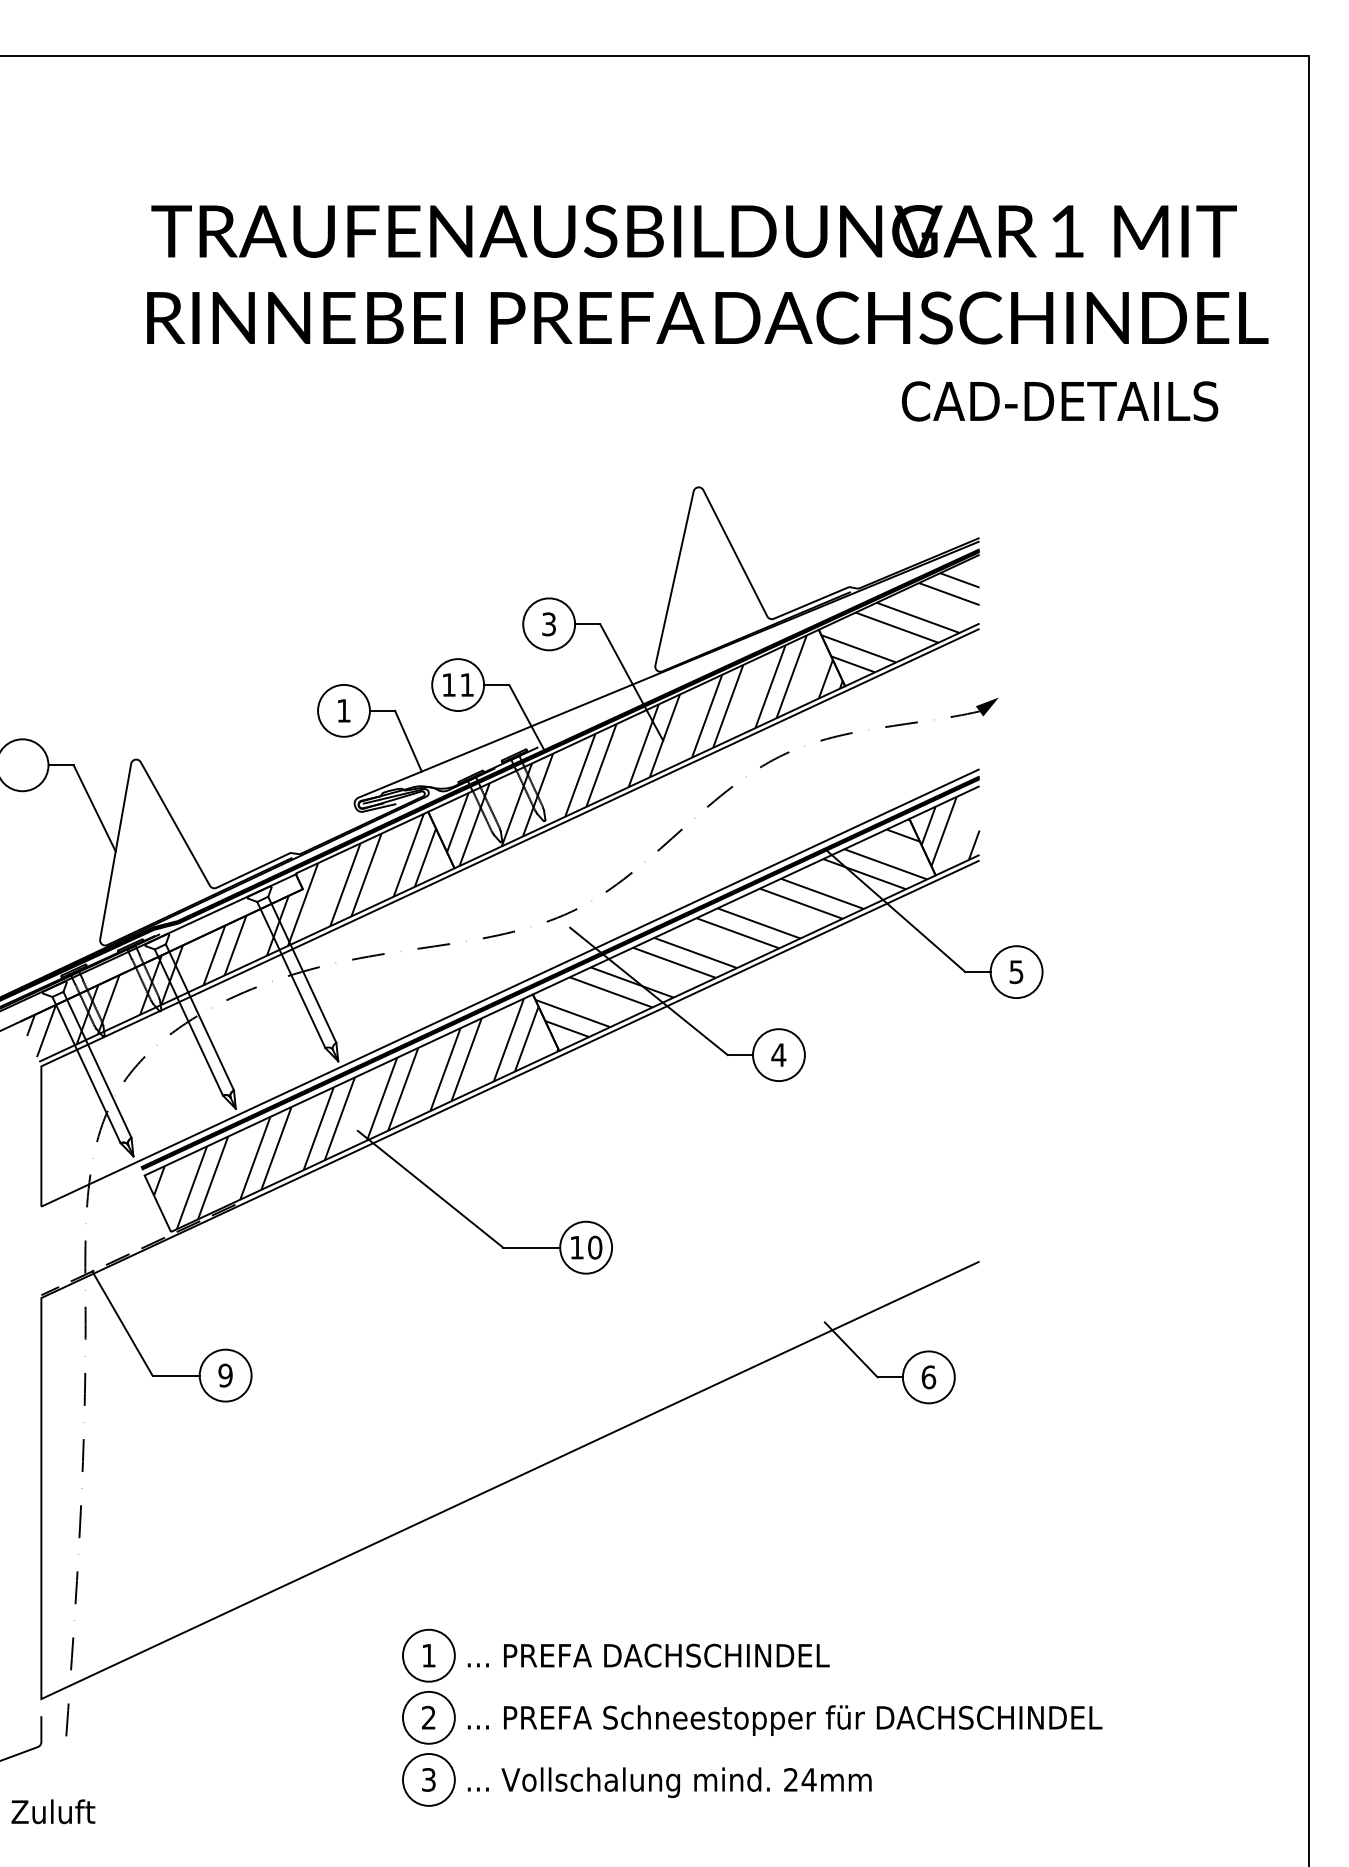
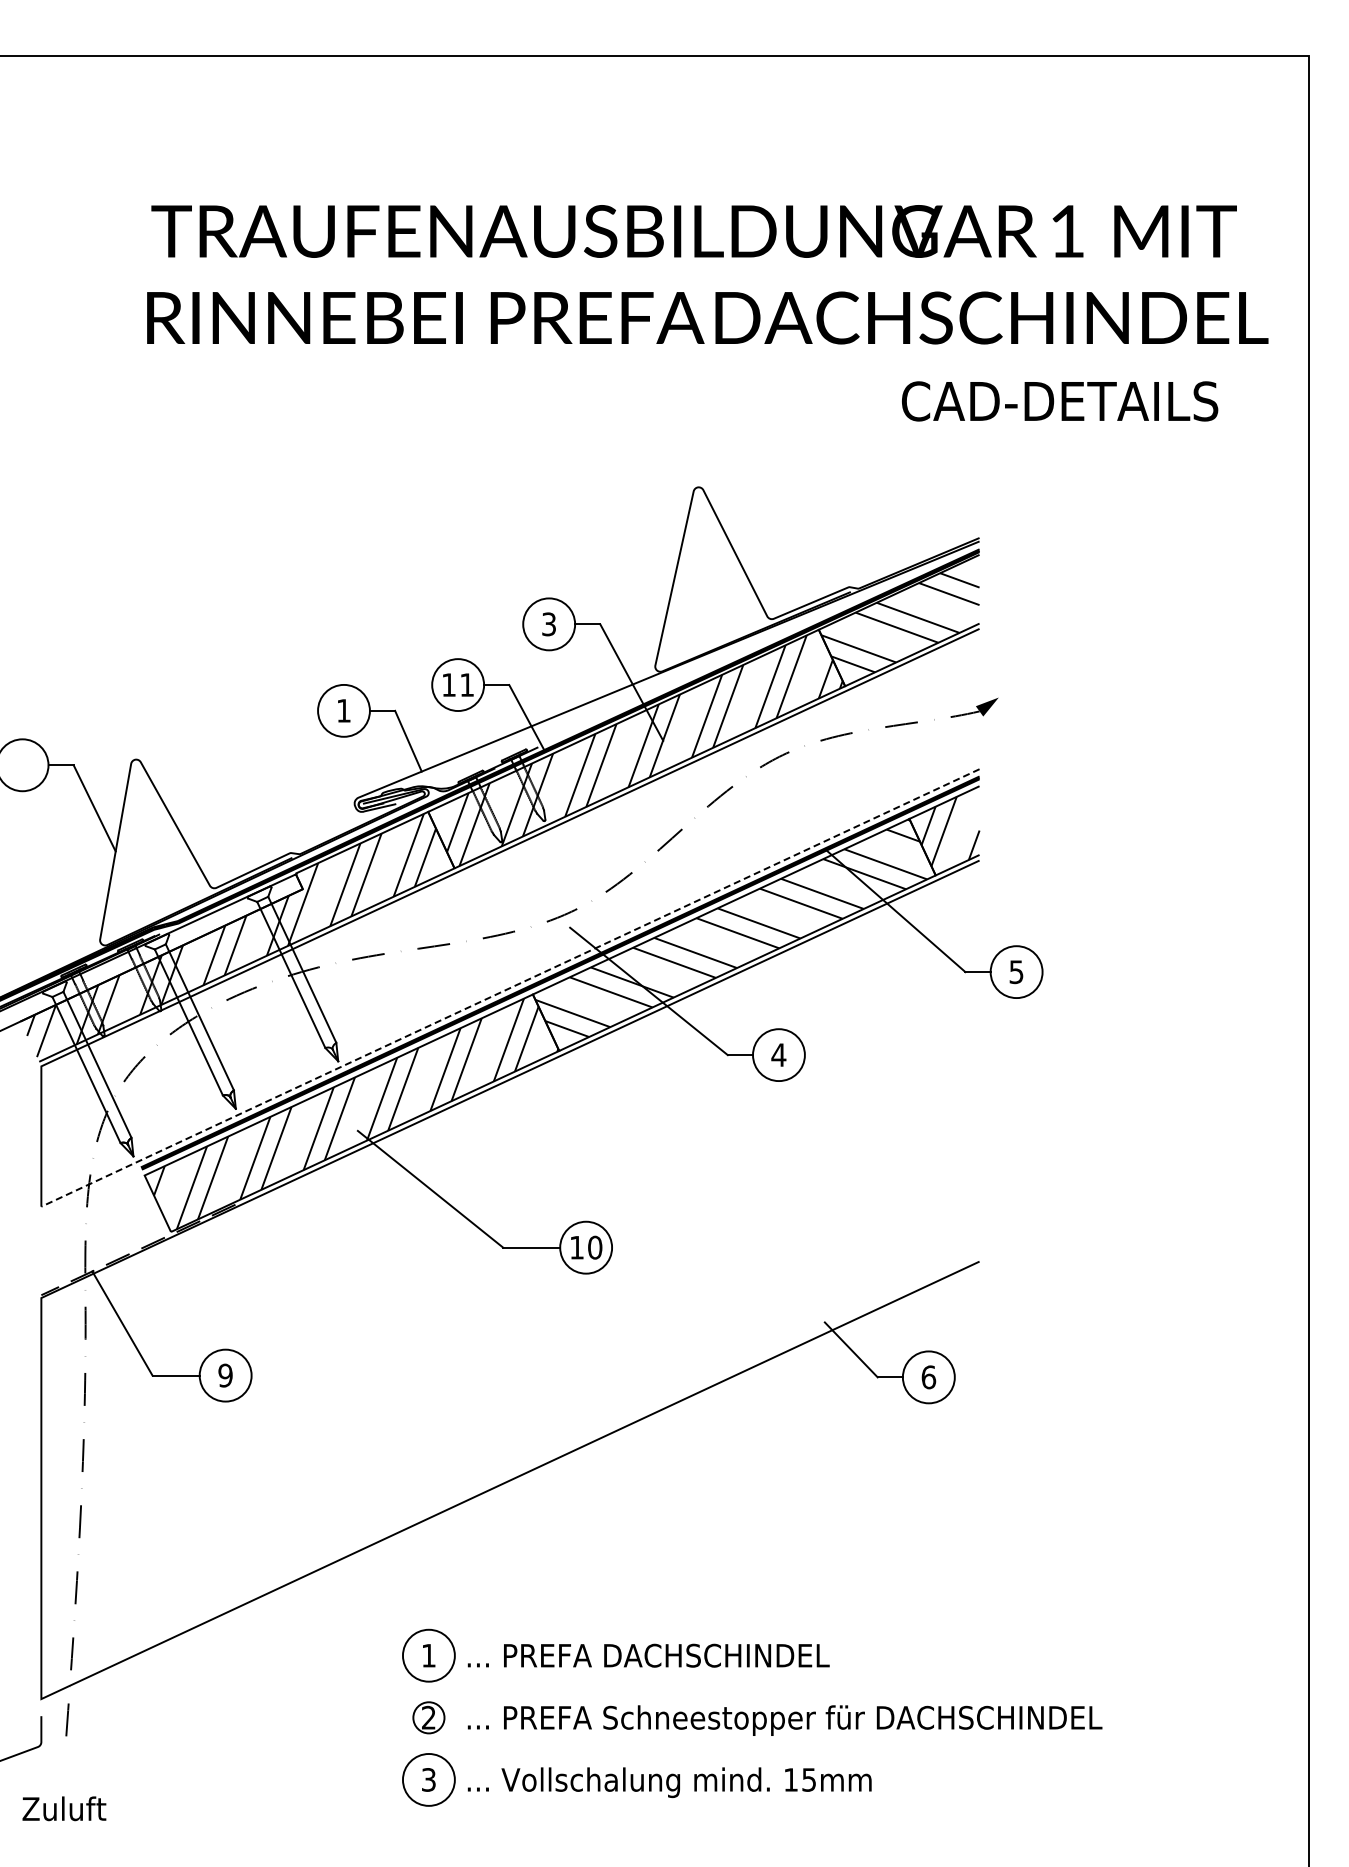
line: solid -> dashed (510, 987)
circle diameter: 52 px -> 31 px (428, 1717)
text: 24mm -> 15mm (800, 1779)
text position: (53, 1811) -> (64, 1808) (64, 1808)
